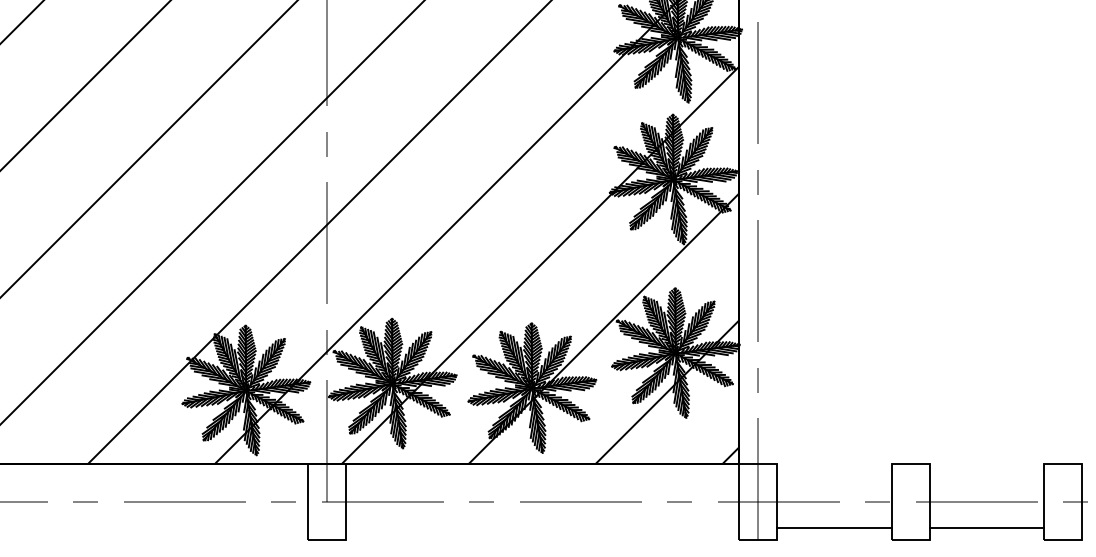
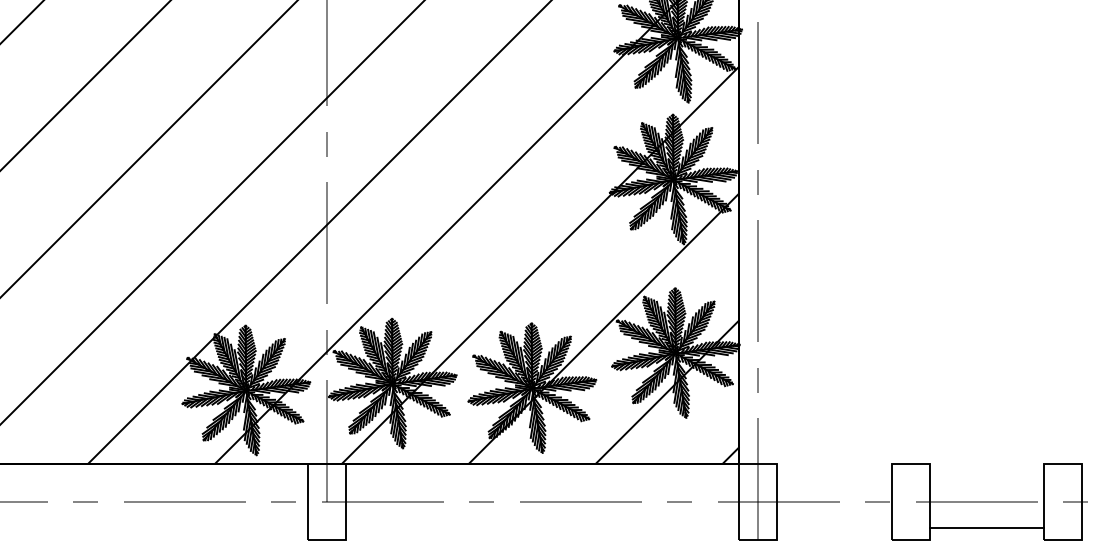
line: present -> none (834, 527)
